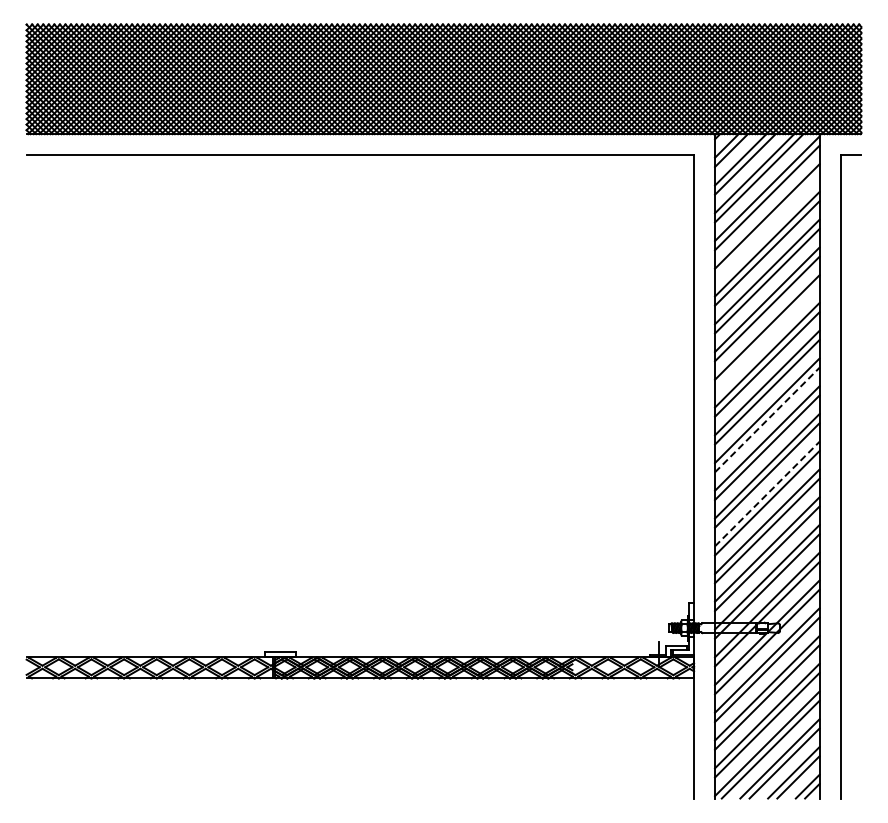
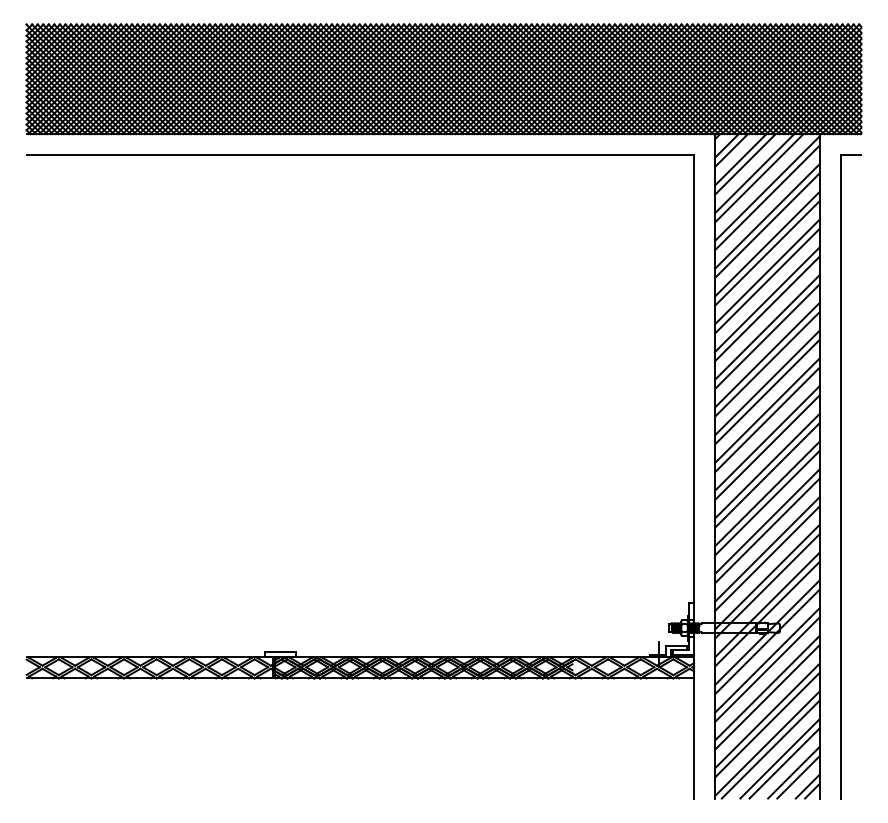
line: none -> present (767, 225)
line: none -> present (767, 336)
line: dashed -> solid (767, 419)
line: dashed -> solid (767, 493)
